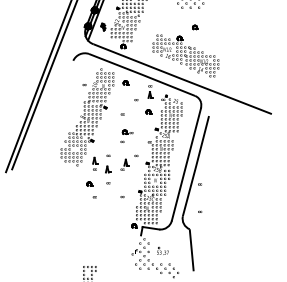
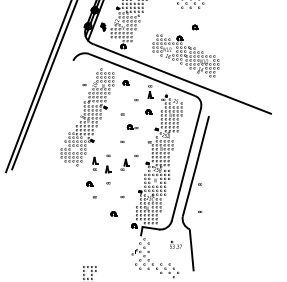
part position: (127, 131) -> (132, 126) (132, 126)
part: none -> present (113, 213)
part position: (162, 250) -> (175, 244) (175, 244)
